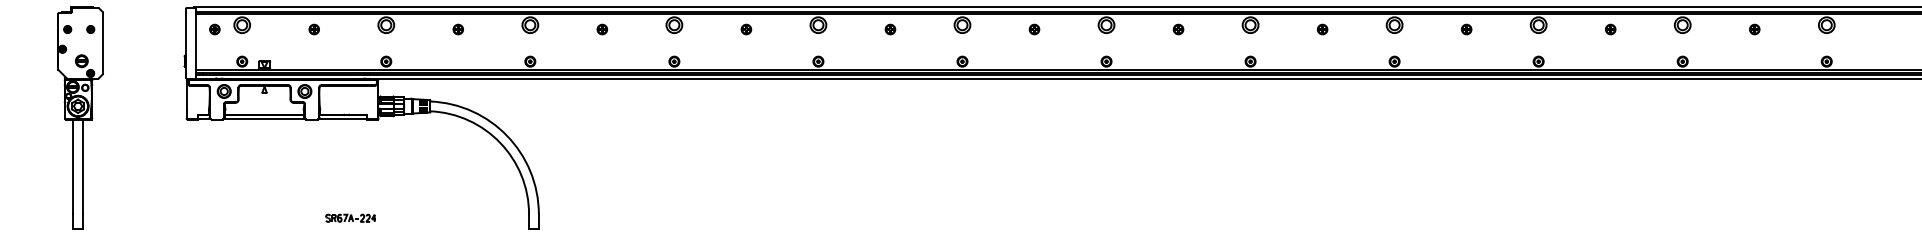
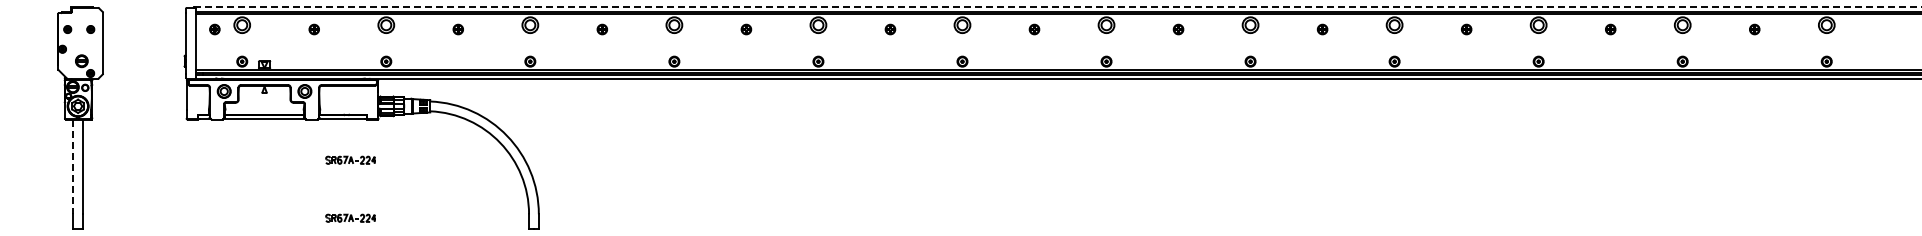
line: solid -> dashed (1057, 7)
part: none -> present (350, 159)
line: solid -> dashed (73, 167)
